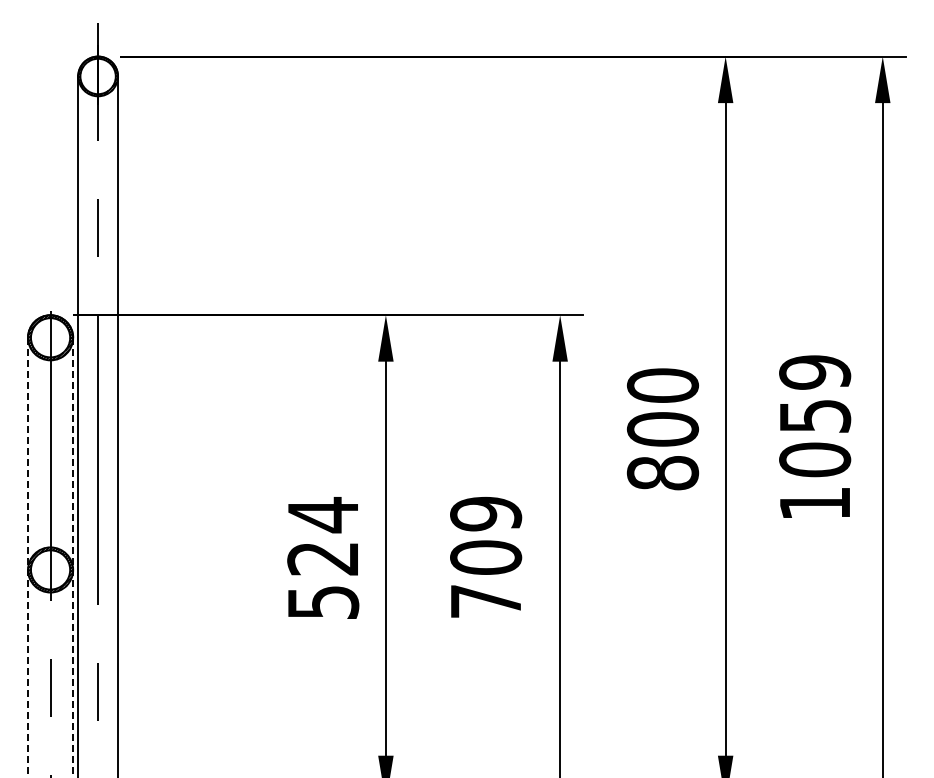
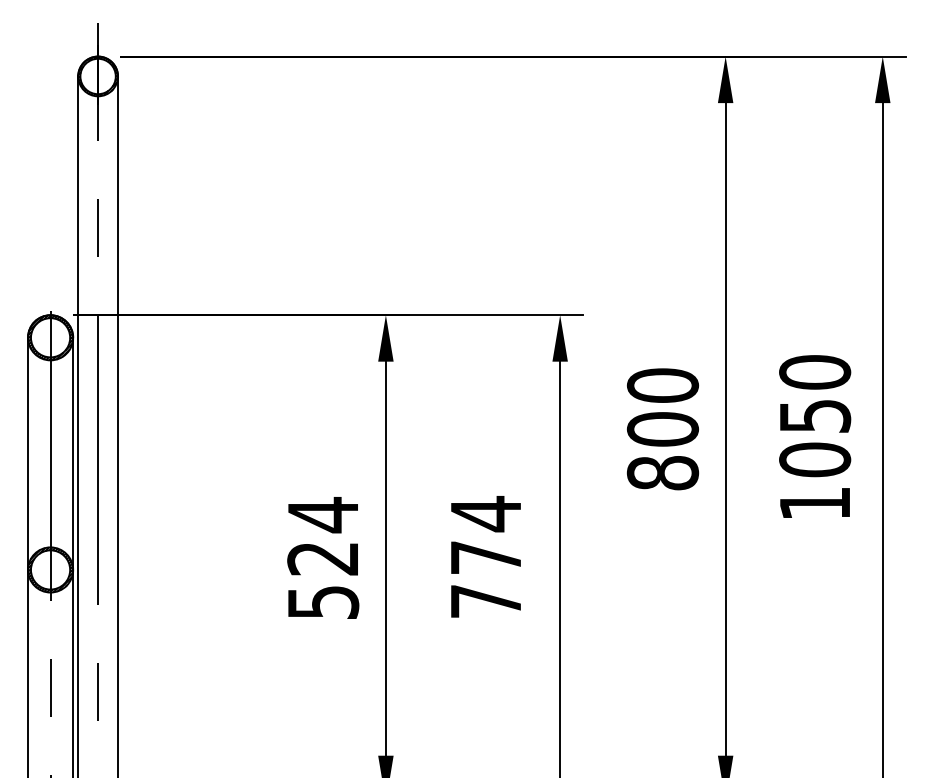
text: 1059 -> 1050 (815, 372)
text: 709 -> 774 (486, 535)
line: dashed -> solid (28, 557)
line: dashed -> solid (73, 557)
